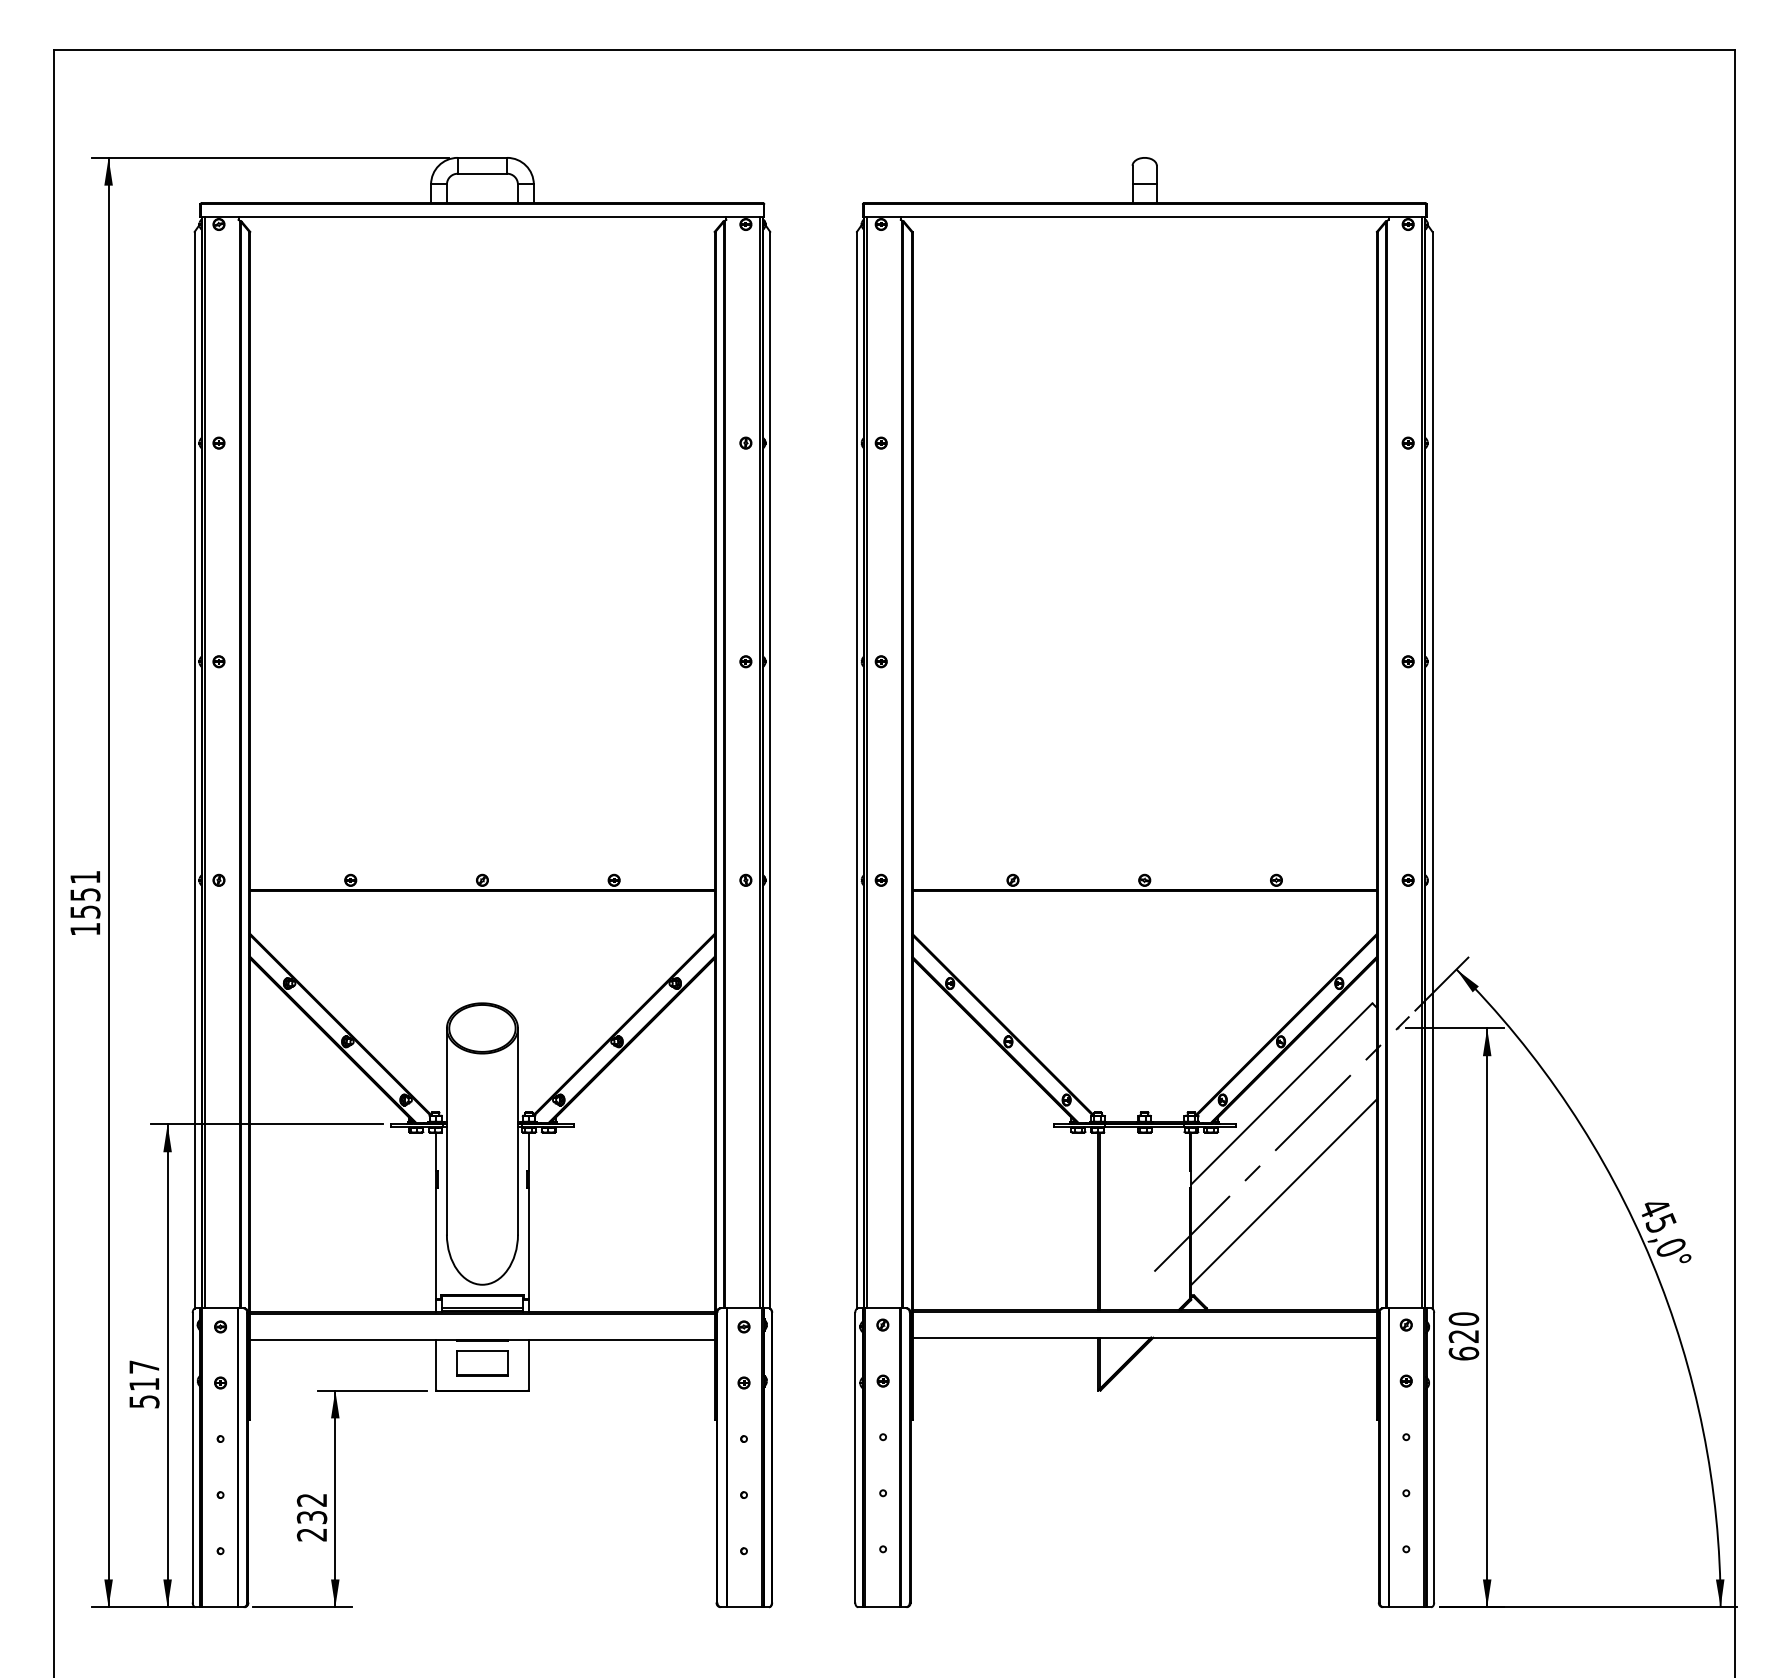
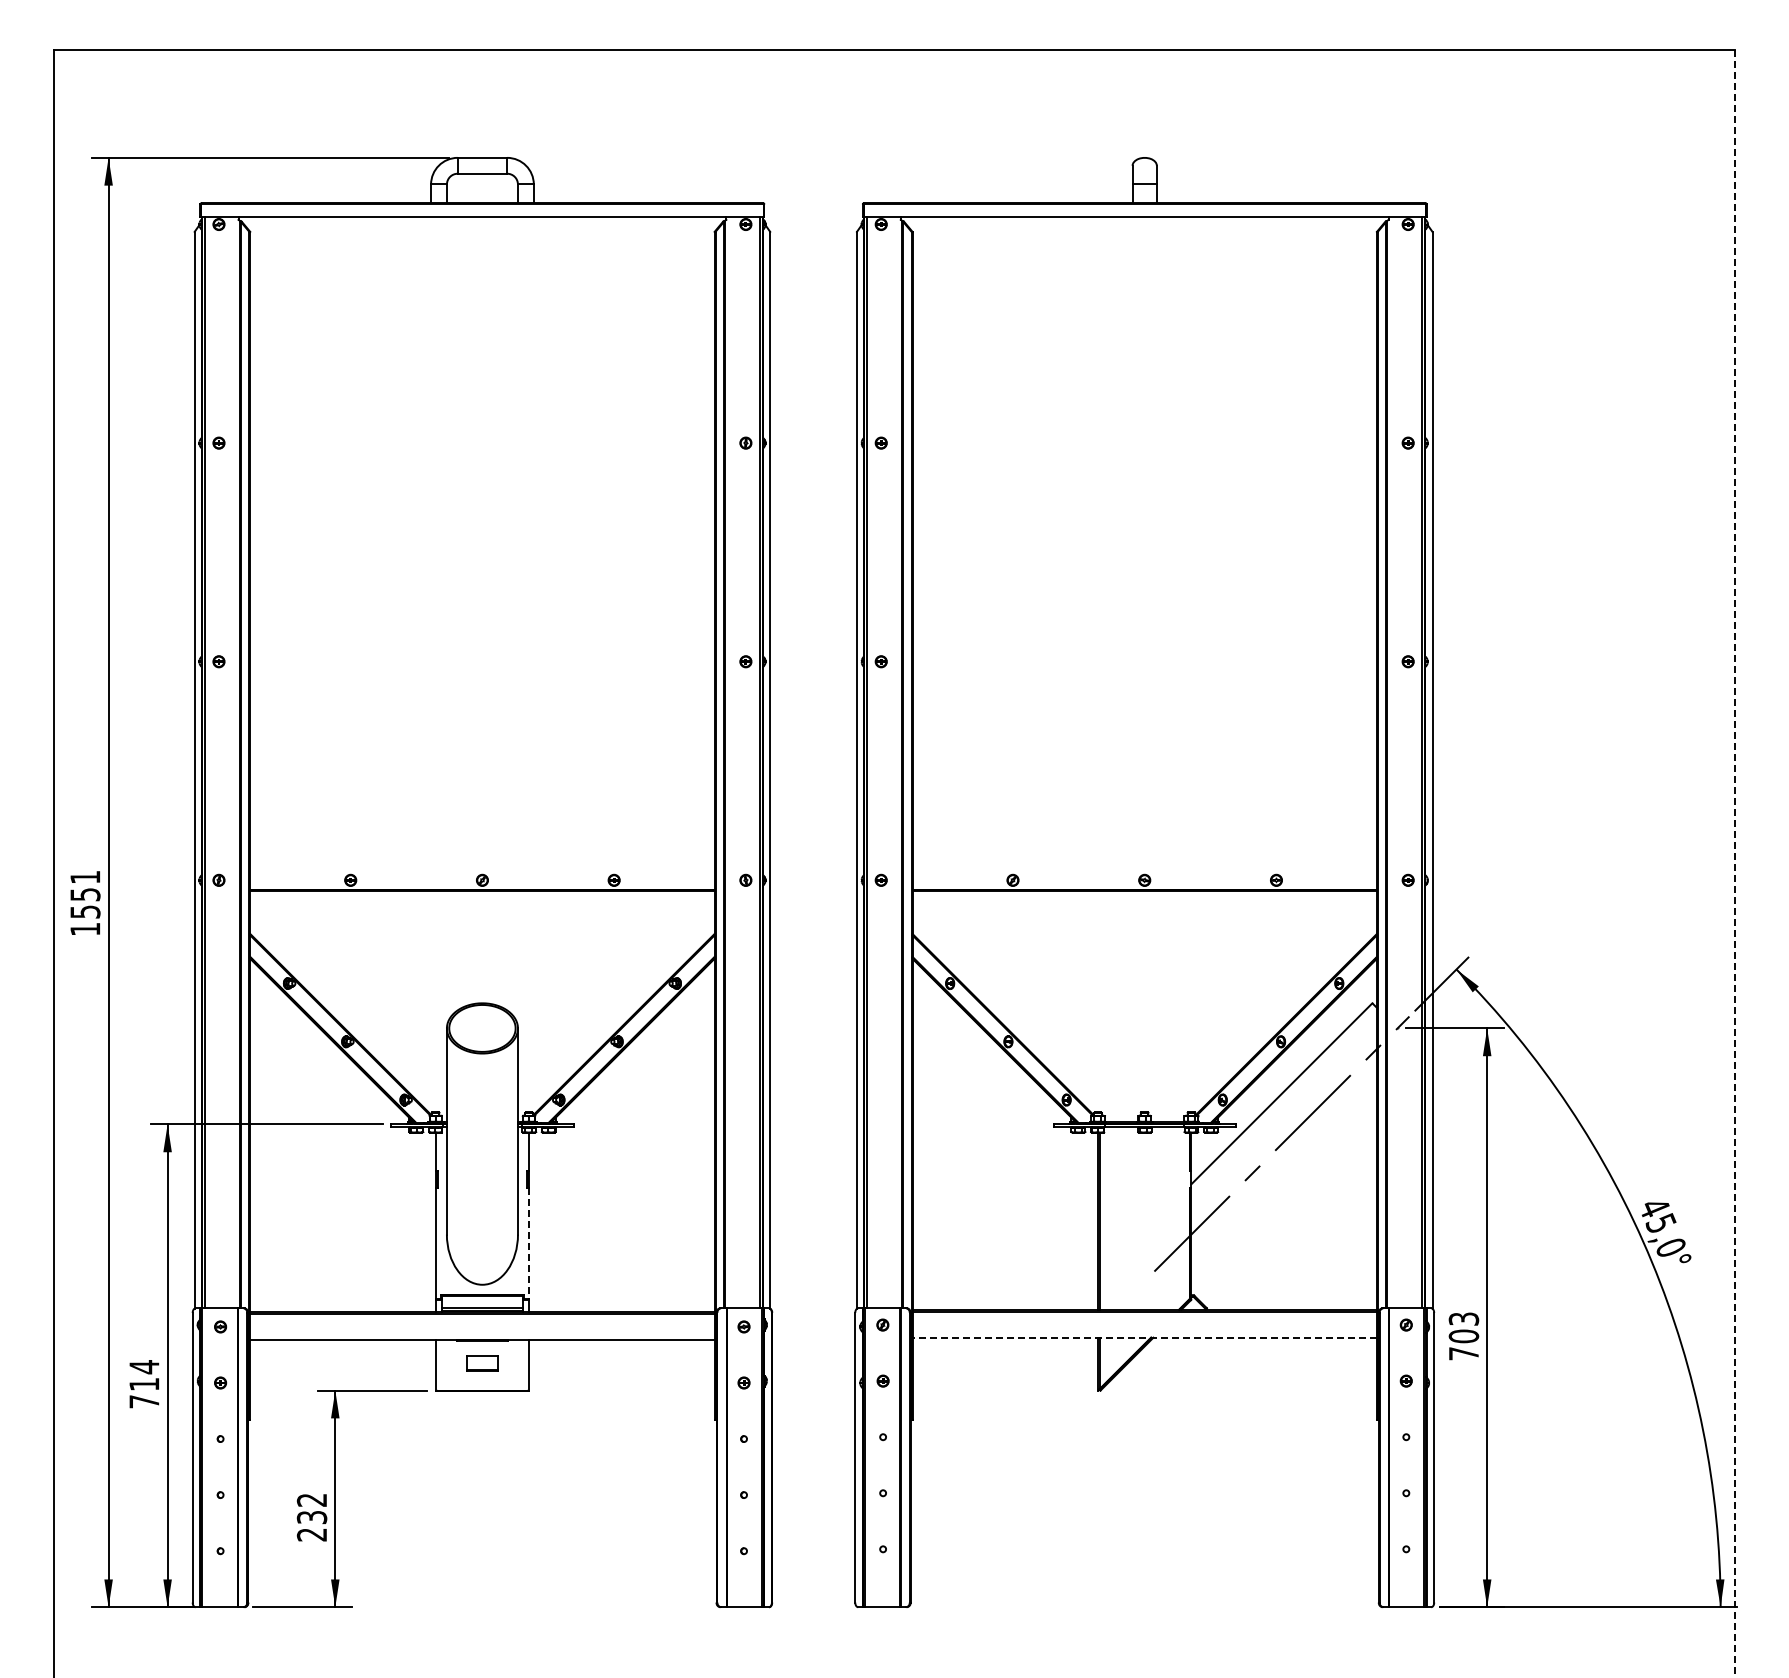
line: solid -> dashed (1735, 863)
line: present -> none (1283, 1191)
line: solid -> dashed (529, 1244)
text: 620 -> 703 (1463, 1336)
line: solid -> dashed (1144, 1337)
part size: 53x27 px -> 33x17 px (482, 1363)
text: 517 -> 714 (144, 1384)
